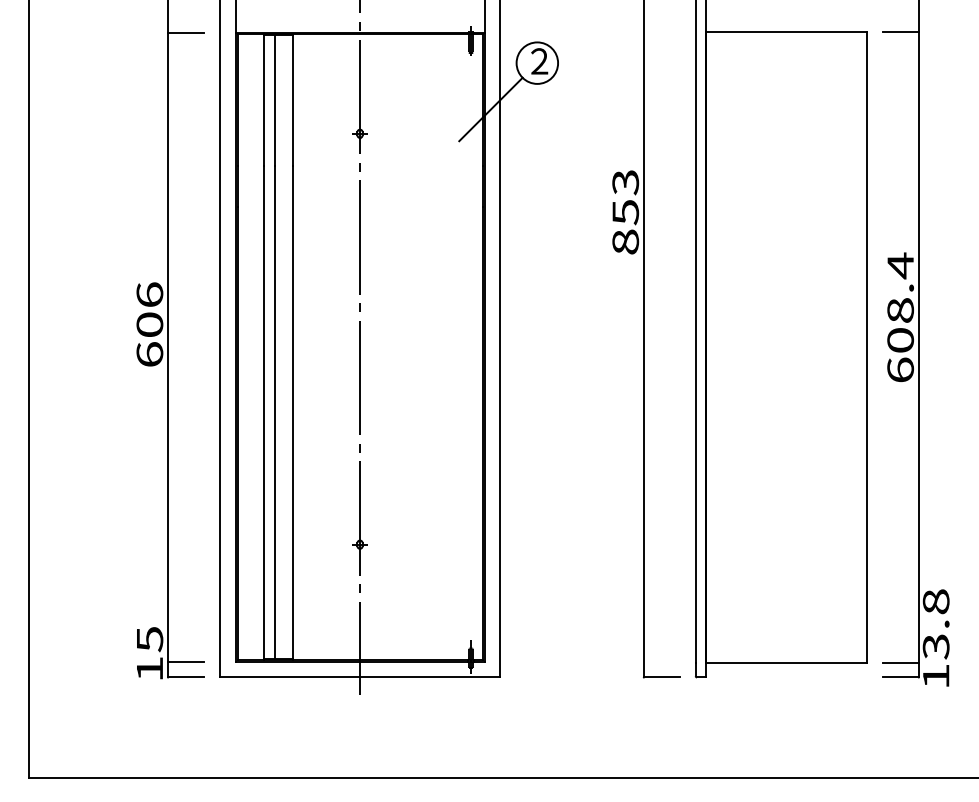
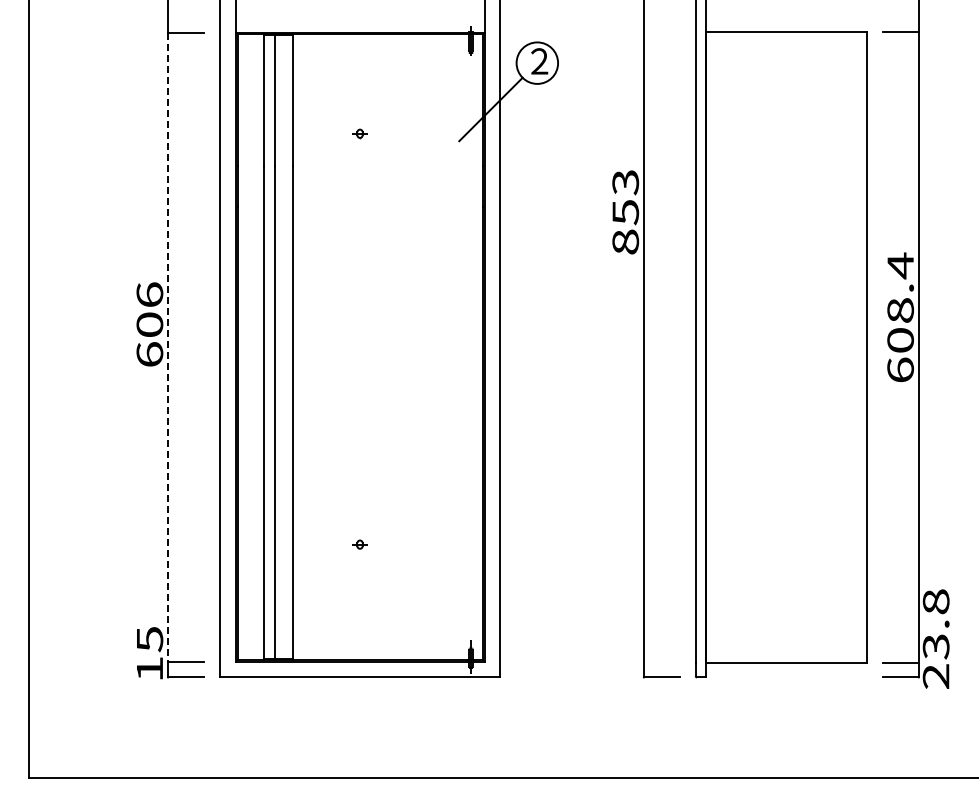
line: solid -> dashed (168, 348)
line: present -> none (360, 348)
text: 13.8 -> 23.8 (935, 676)
